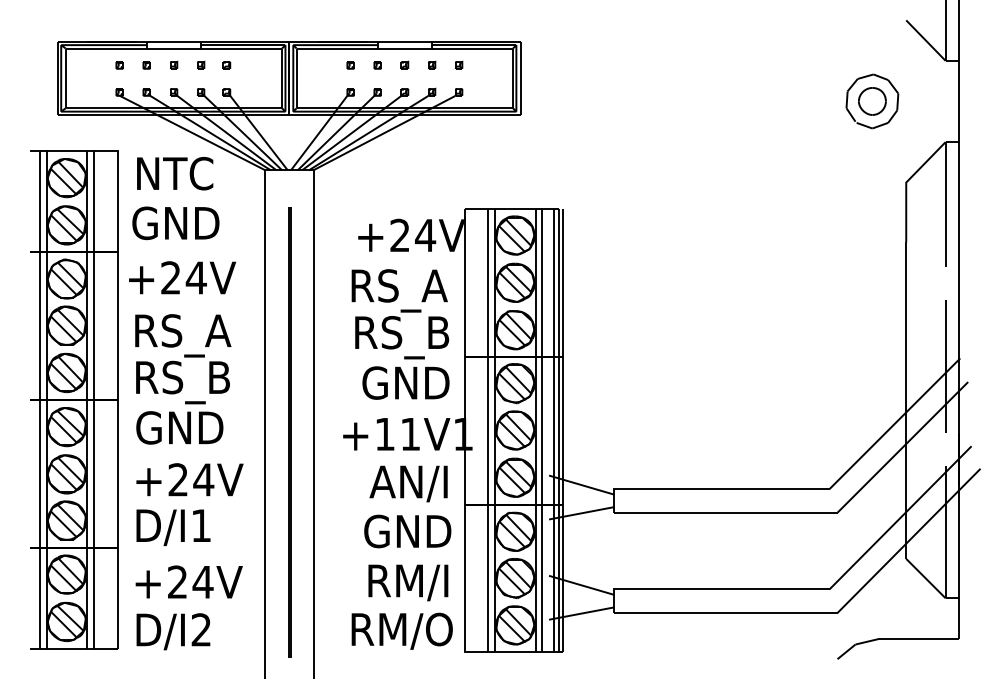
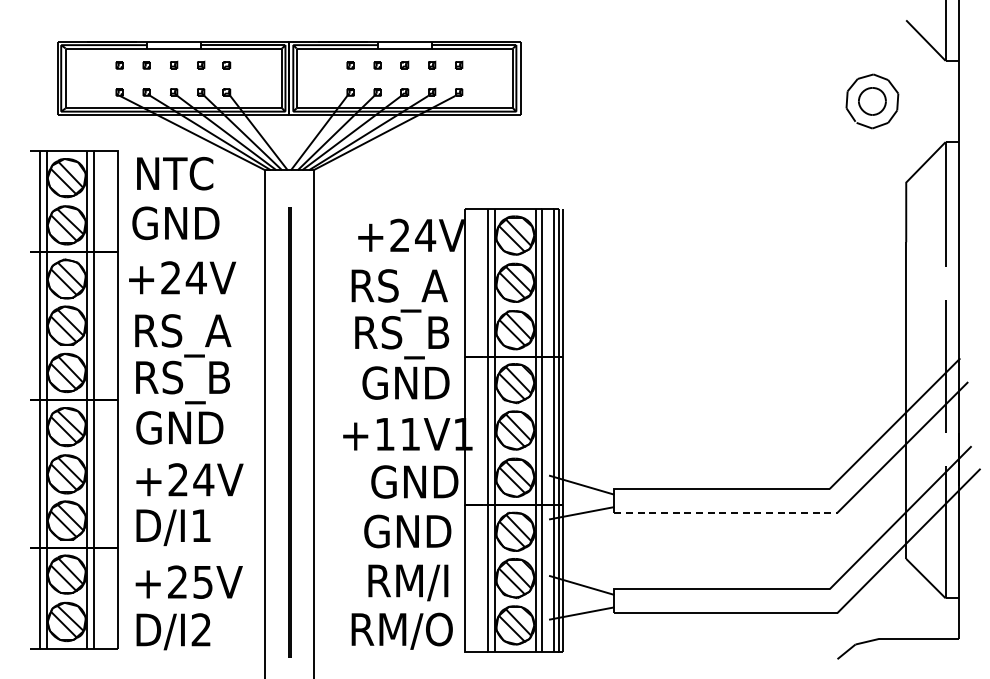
text: AN/I -> GND (413, 483)
line: solid -> dashed (725, 512)
text: +24V -> +25V (202, 582)
